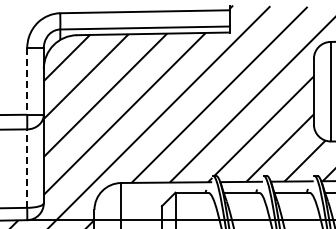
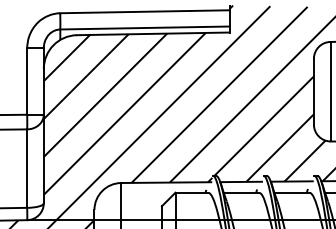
line: dashed -> solid (27, 82)
line: dashed -> solid (27, 168)
